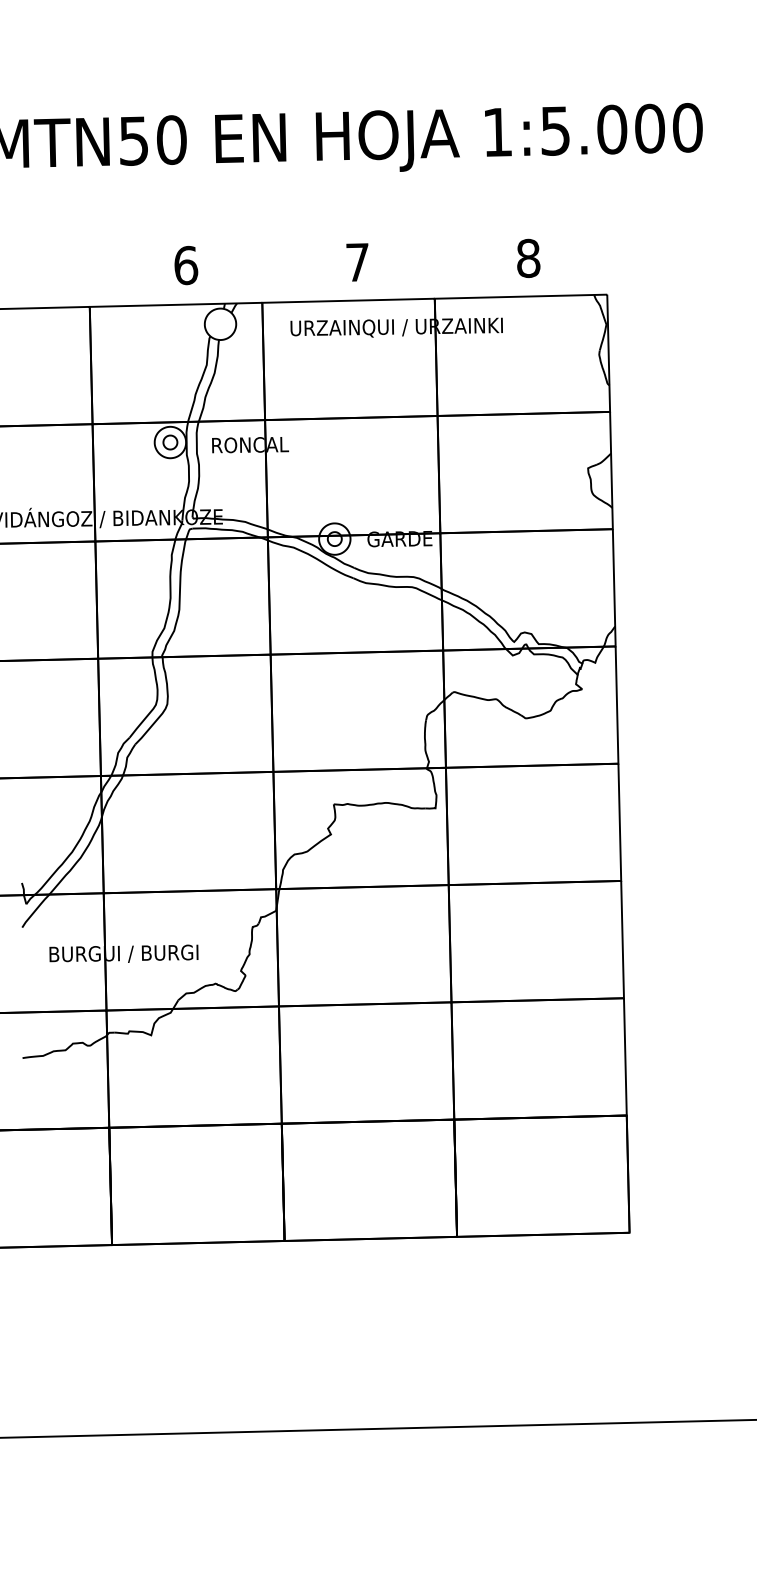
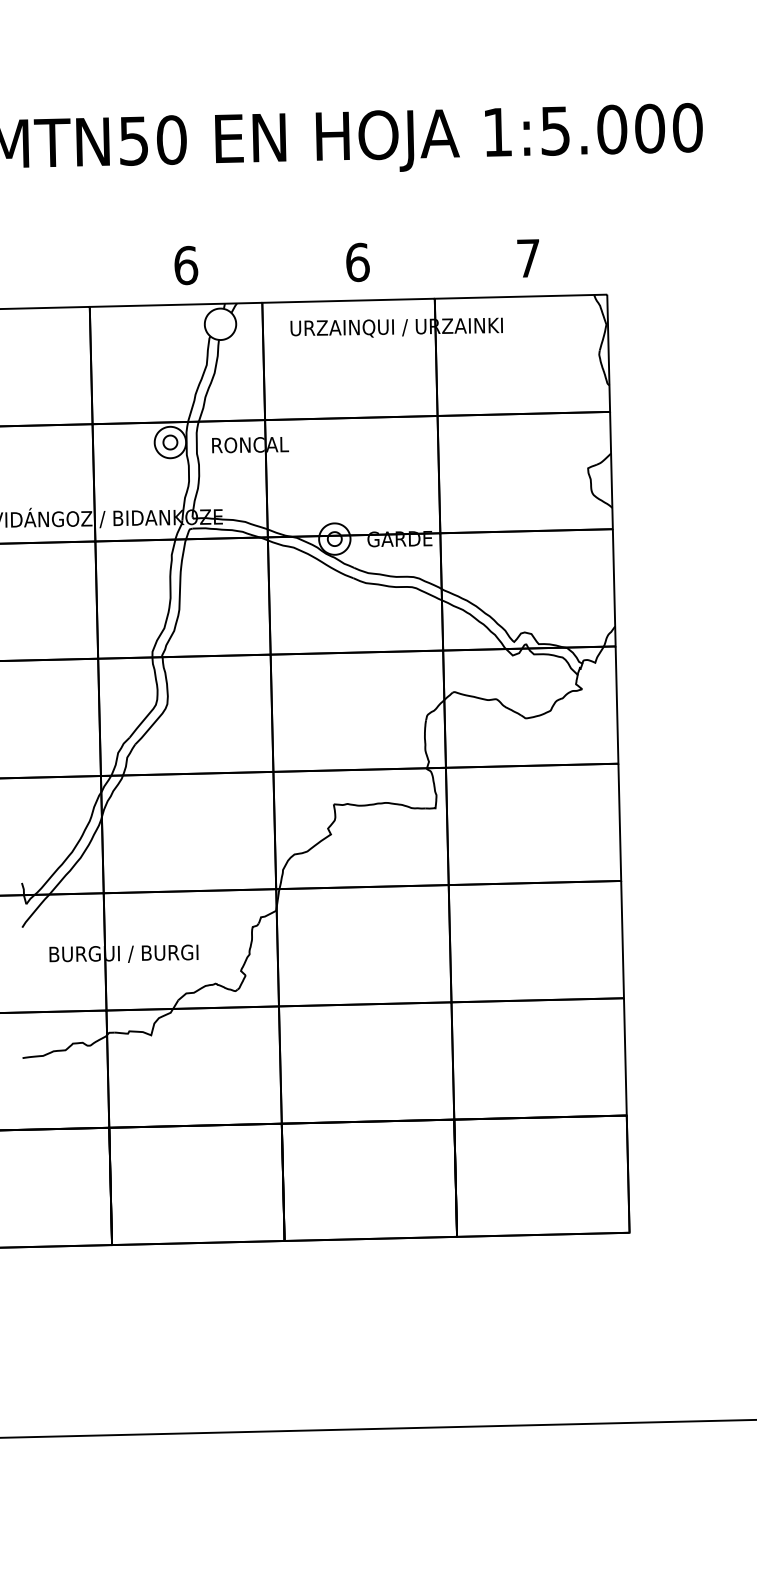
text: 8 -> 7 (528, 258)
text: 7 -> 6 (357, 262)
